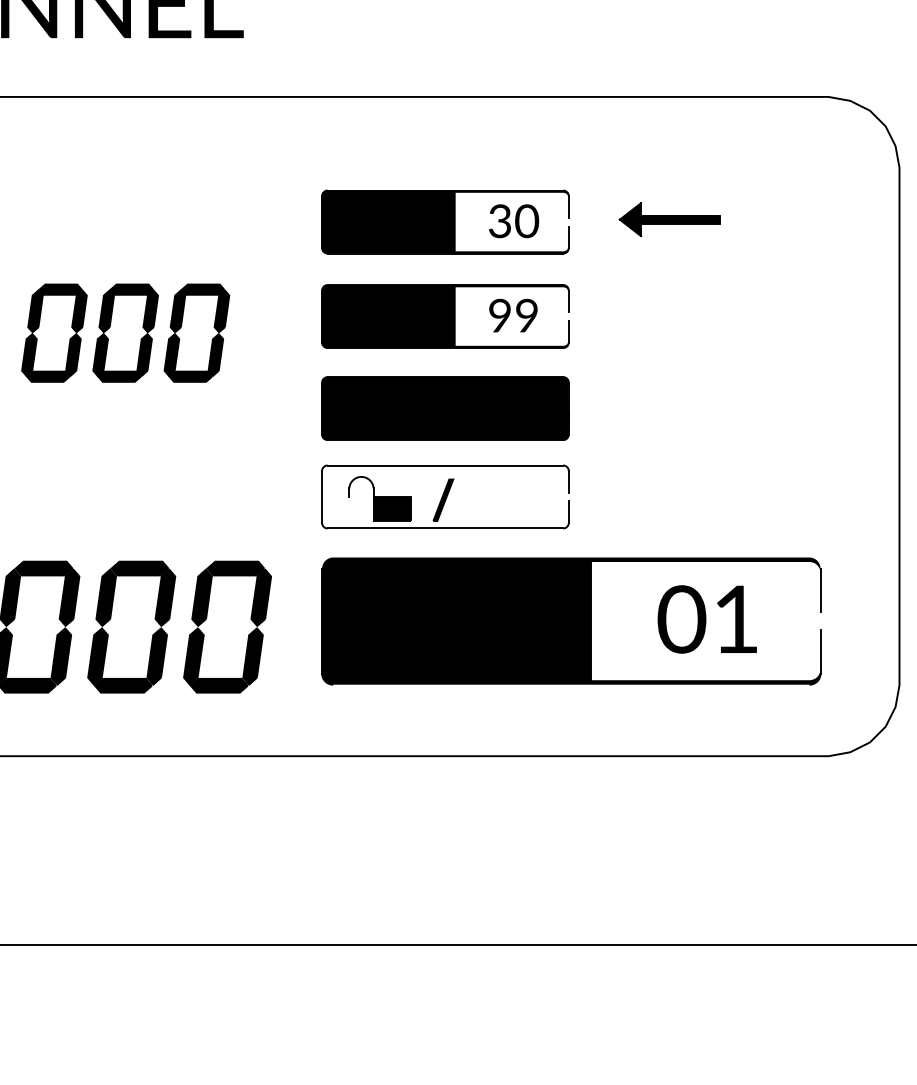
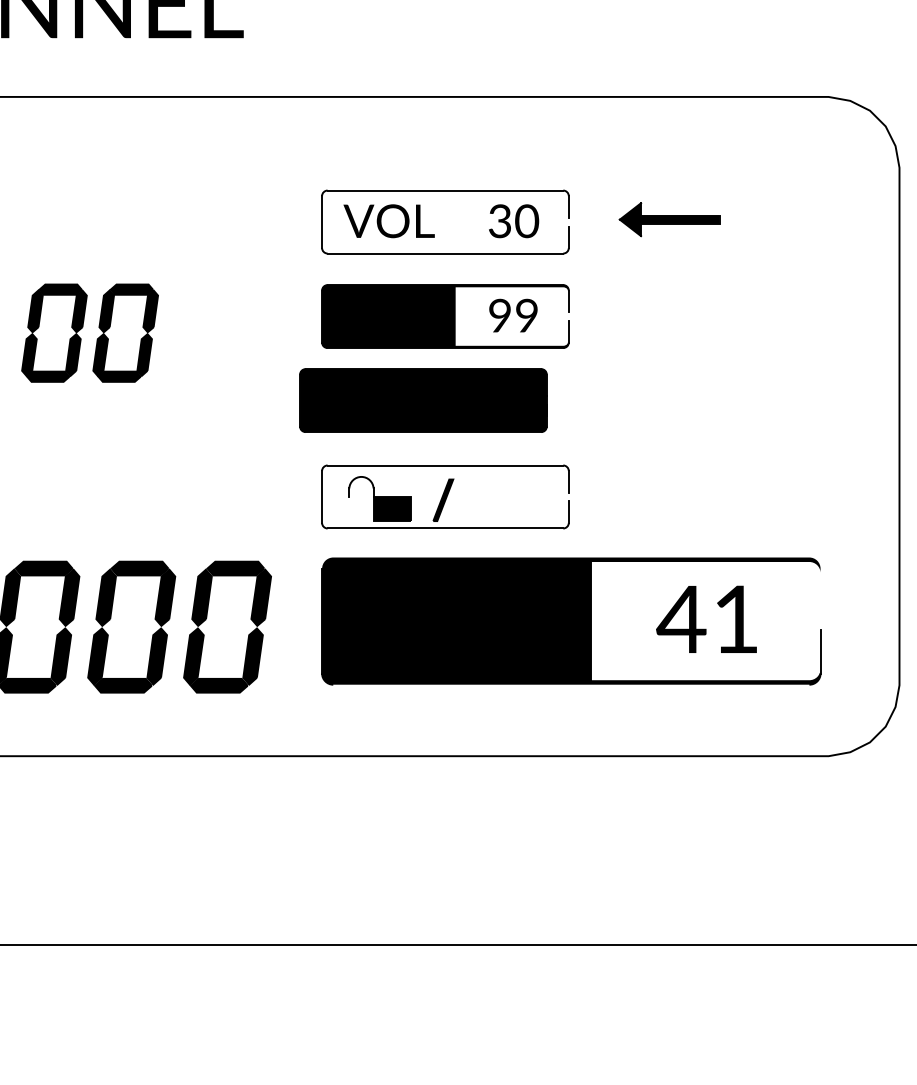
fill: present -> none (445, 221)
part: present -> none (196, 332)
part position: (445, 408) -> (423, 400) (423, 400)
line: present -> none (820, 590)
text: 01 -> 41 (681, 619)
